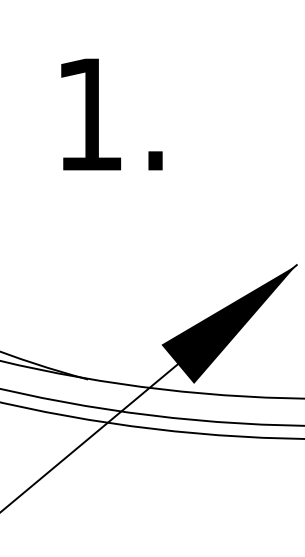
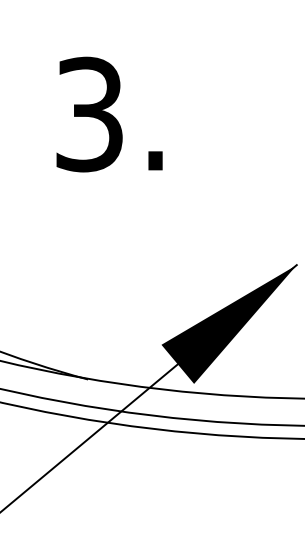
text: 1. -> 3. (89, 114)
